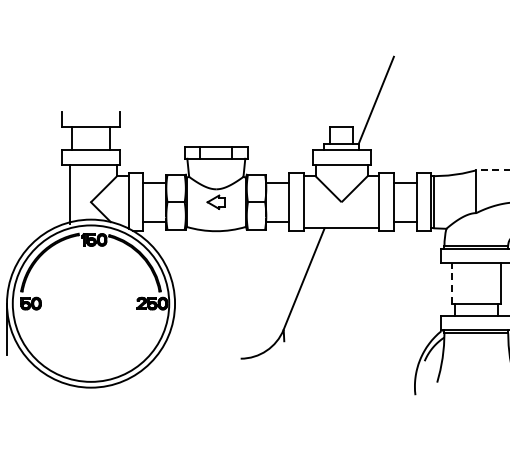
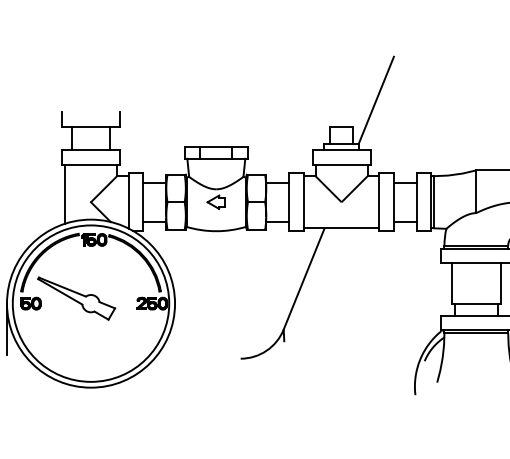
line: dashed -> solid (493, 170)
line position: (69, 193) -> (64, 193) (64, 193)
line: dashed -> solid (452, 282)
part: none -> present (76, 298)
